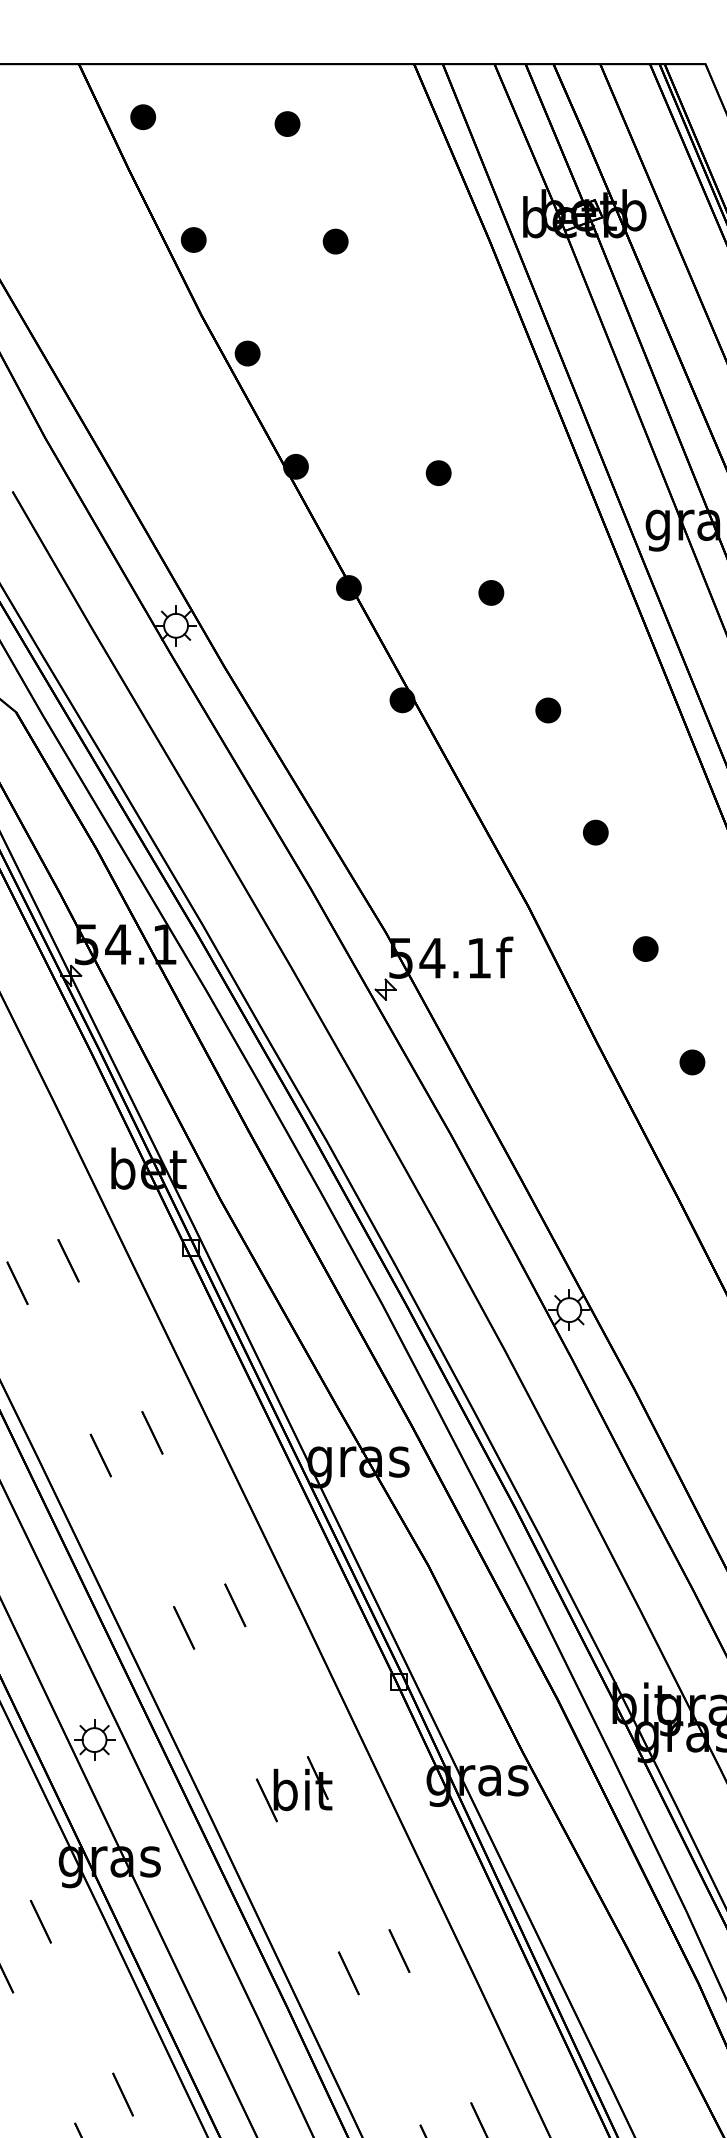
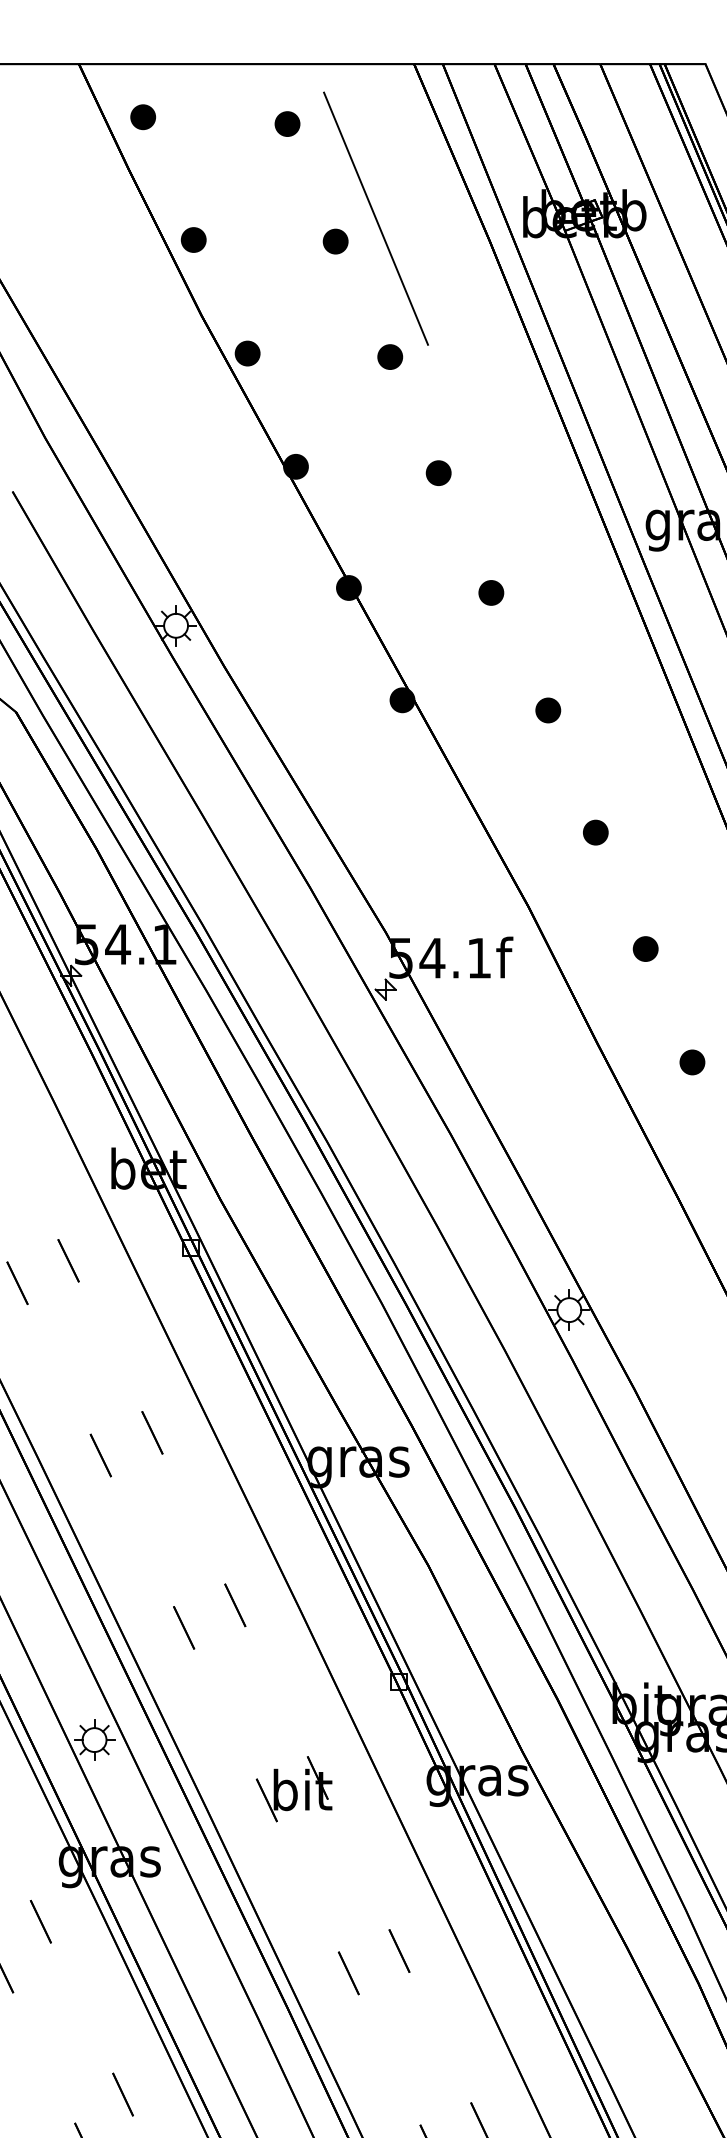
line: none -> present (376, 218)
part: none -> present (390, 356)
